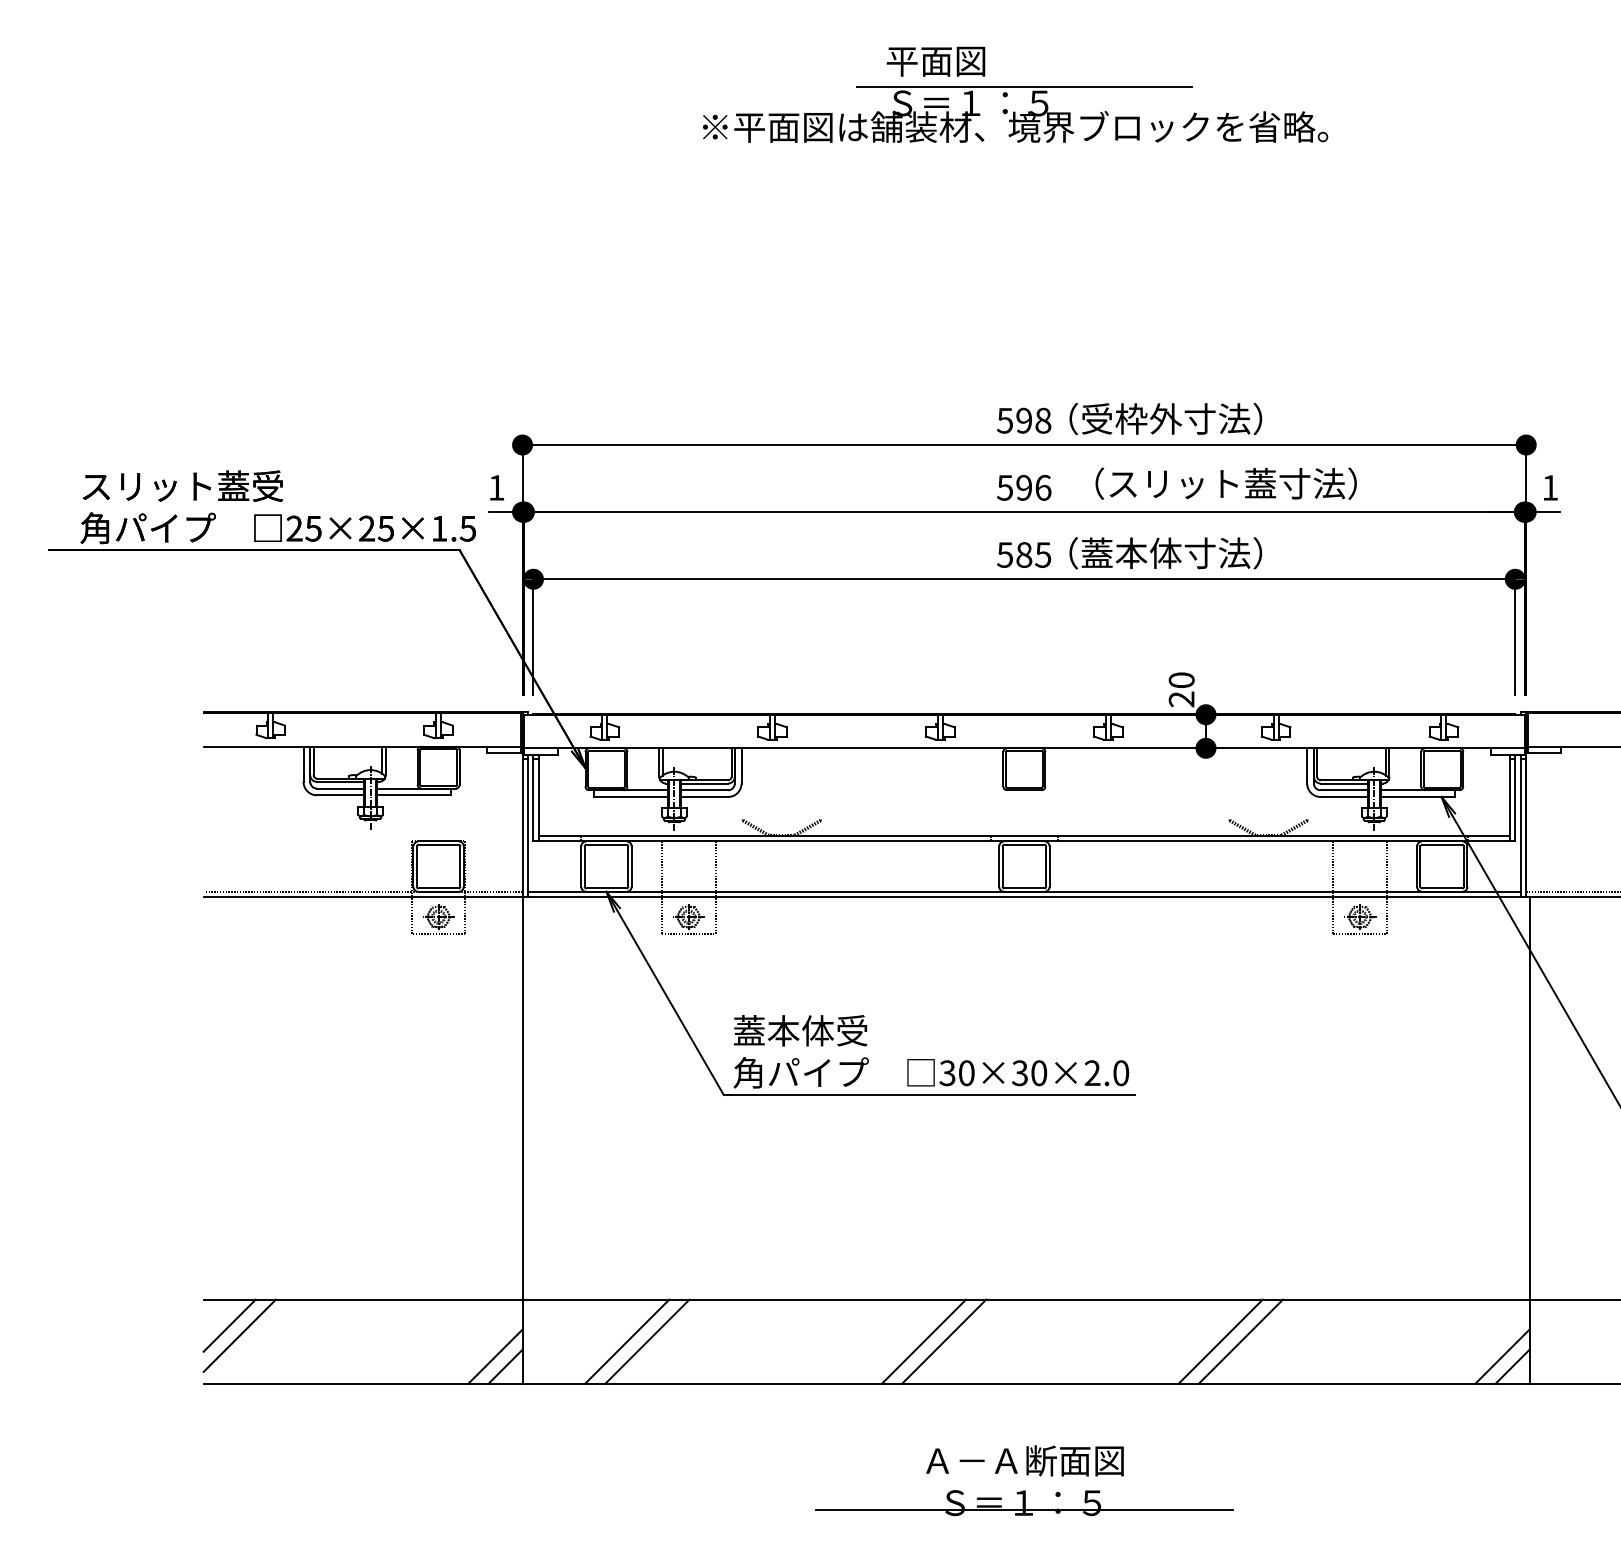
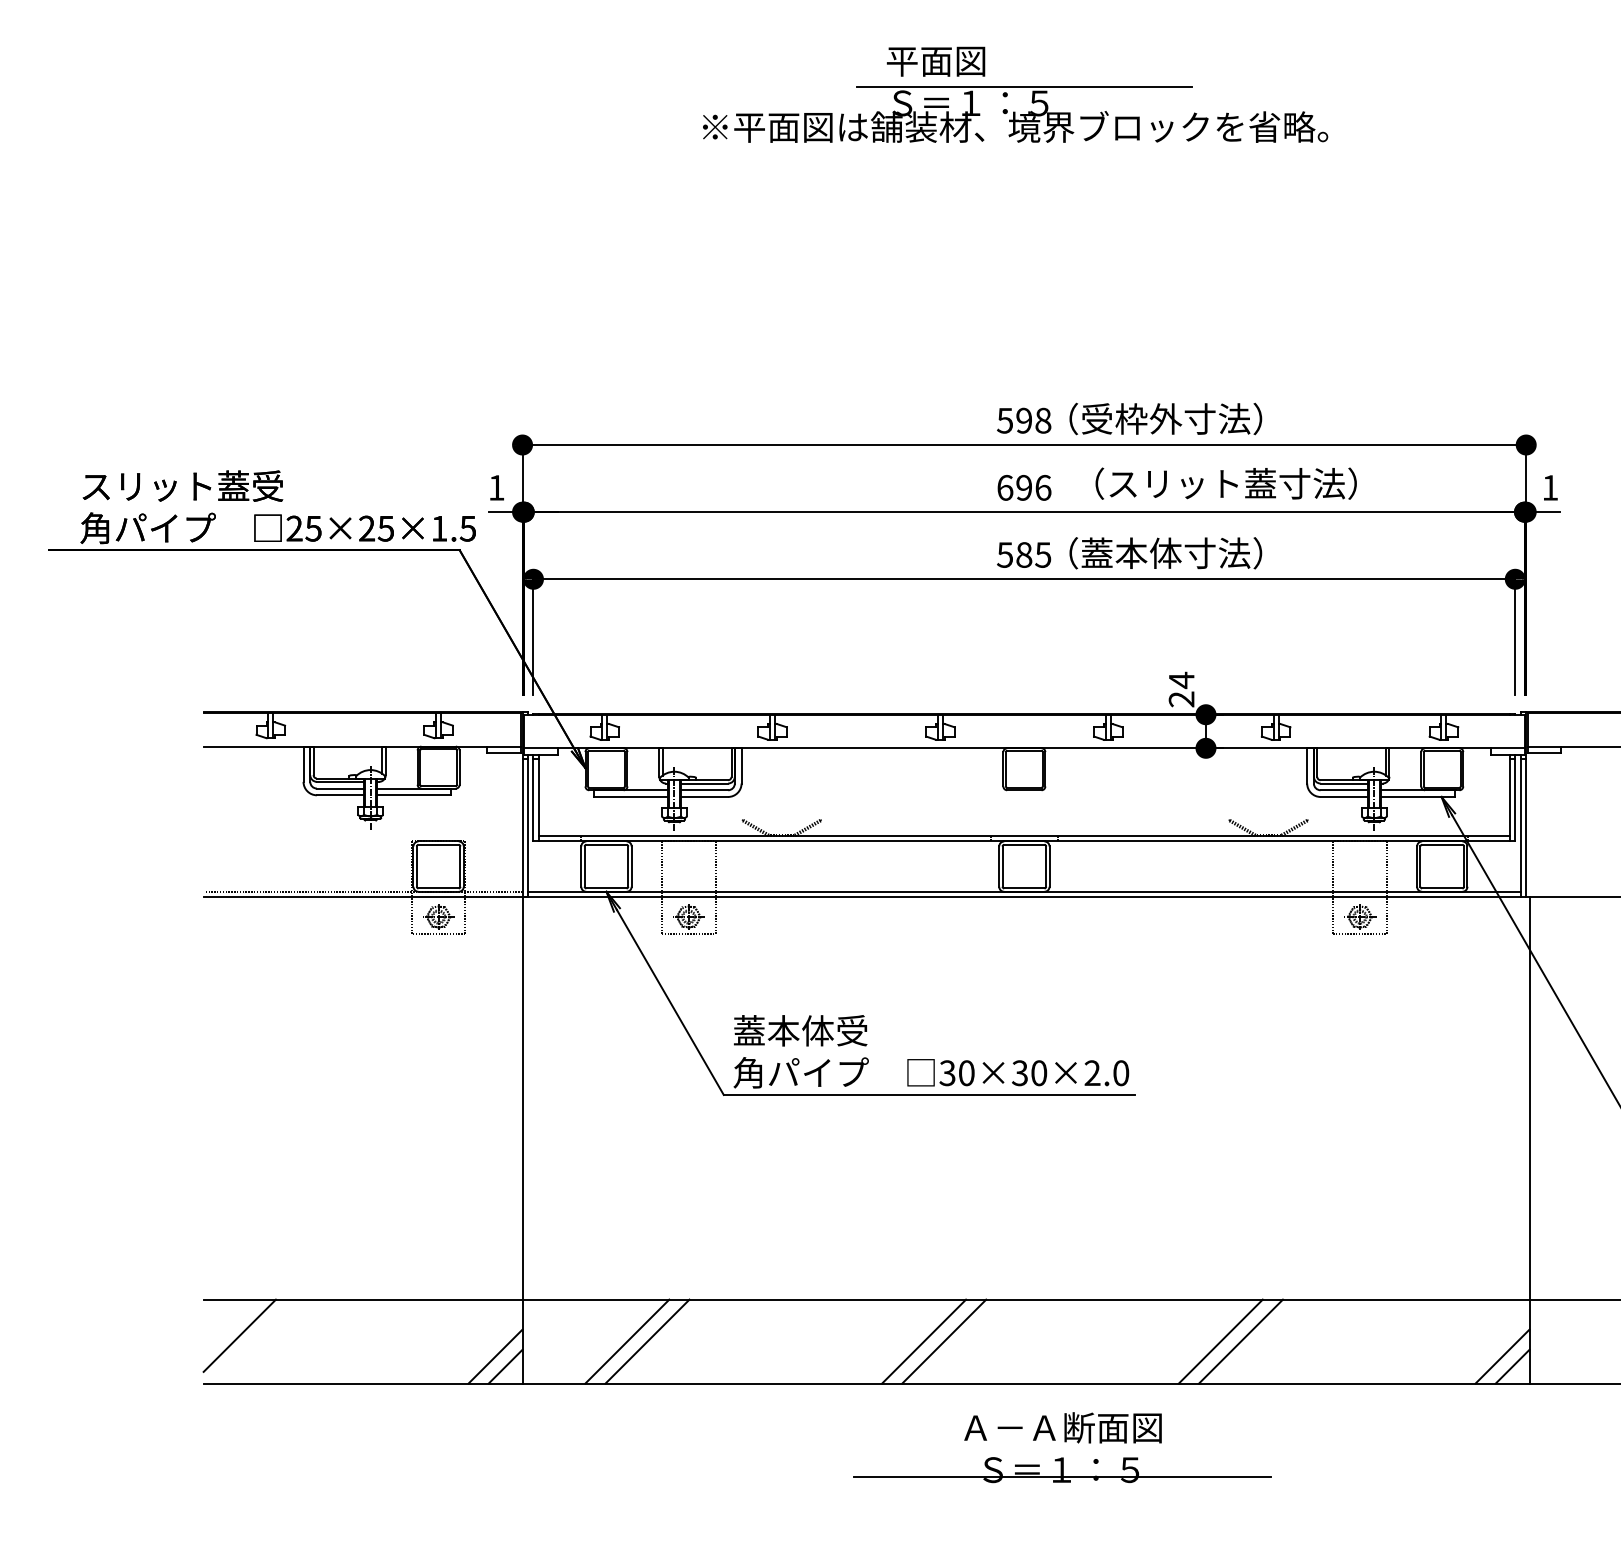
text: 596 -> 696 (1005, 487)
text: 20 -> 24 (1181, 680)
line: present -> none (1571, 891)
line: present -> none (229, 1325)
part position: (1024, 1480) -> (1062, 1447) (1062, 1447)
